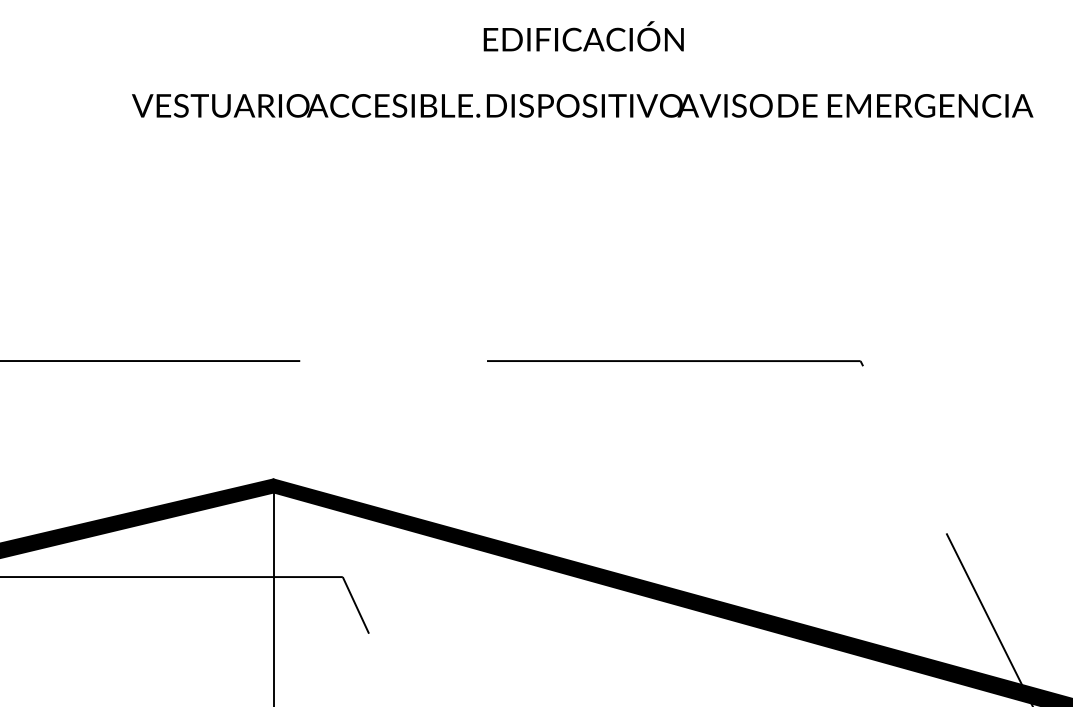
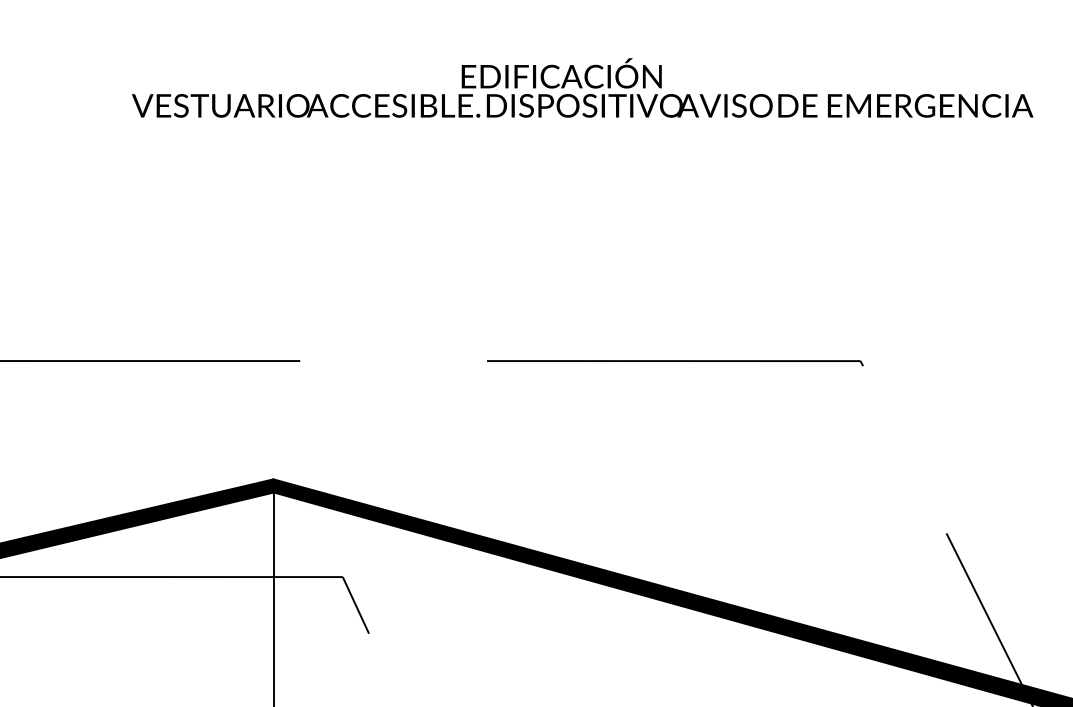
text position: (583, 36) -> (561, 73) (561, 73)
